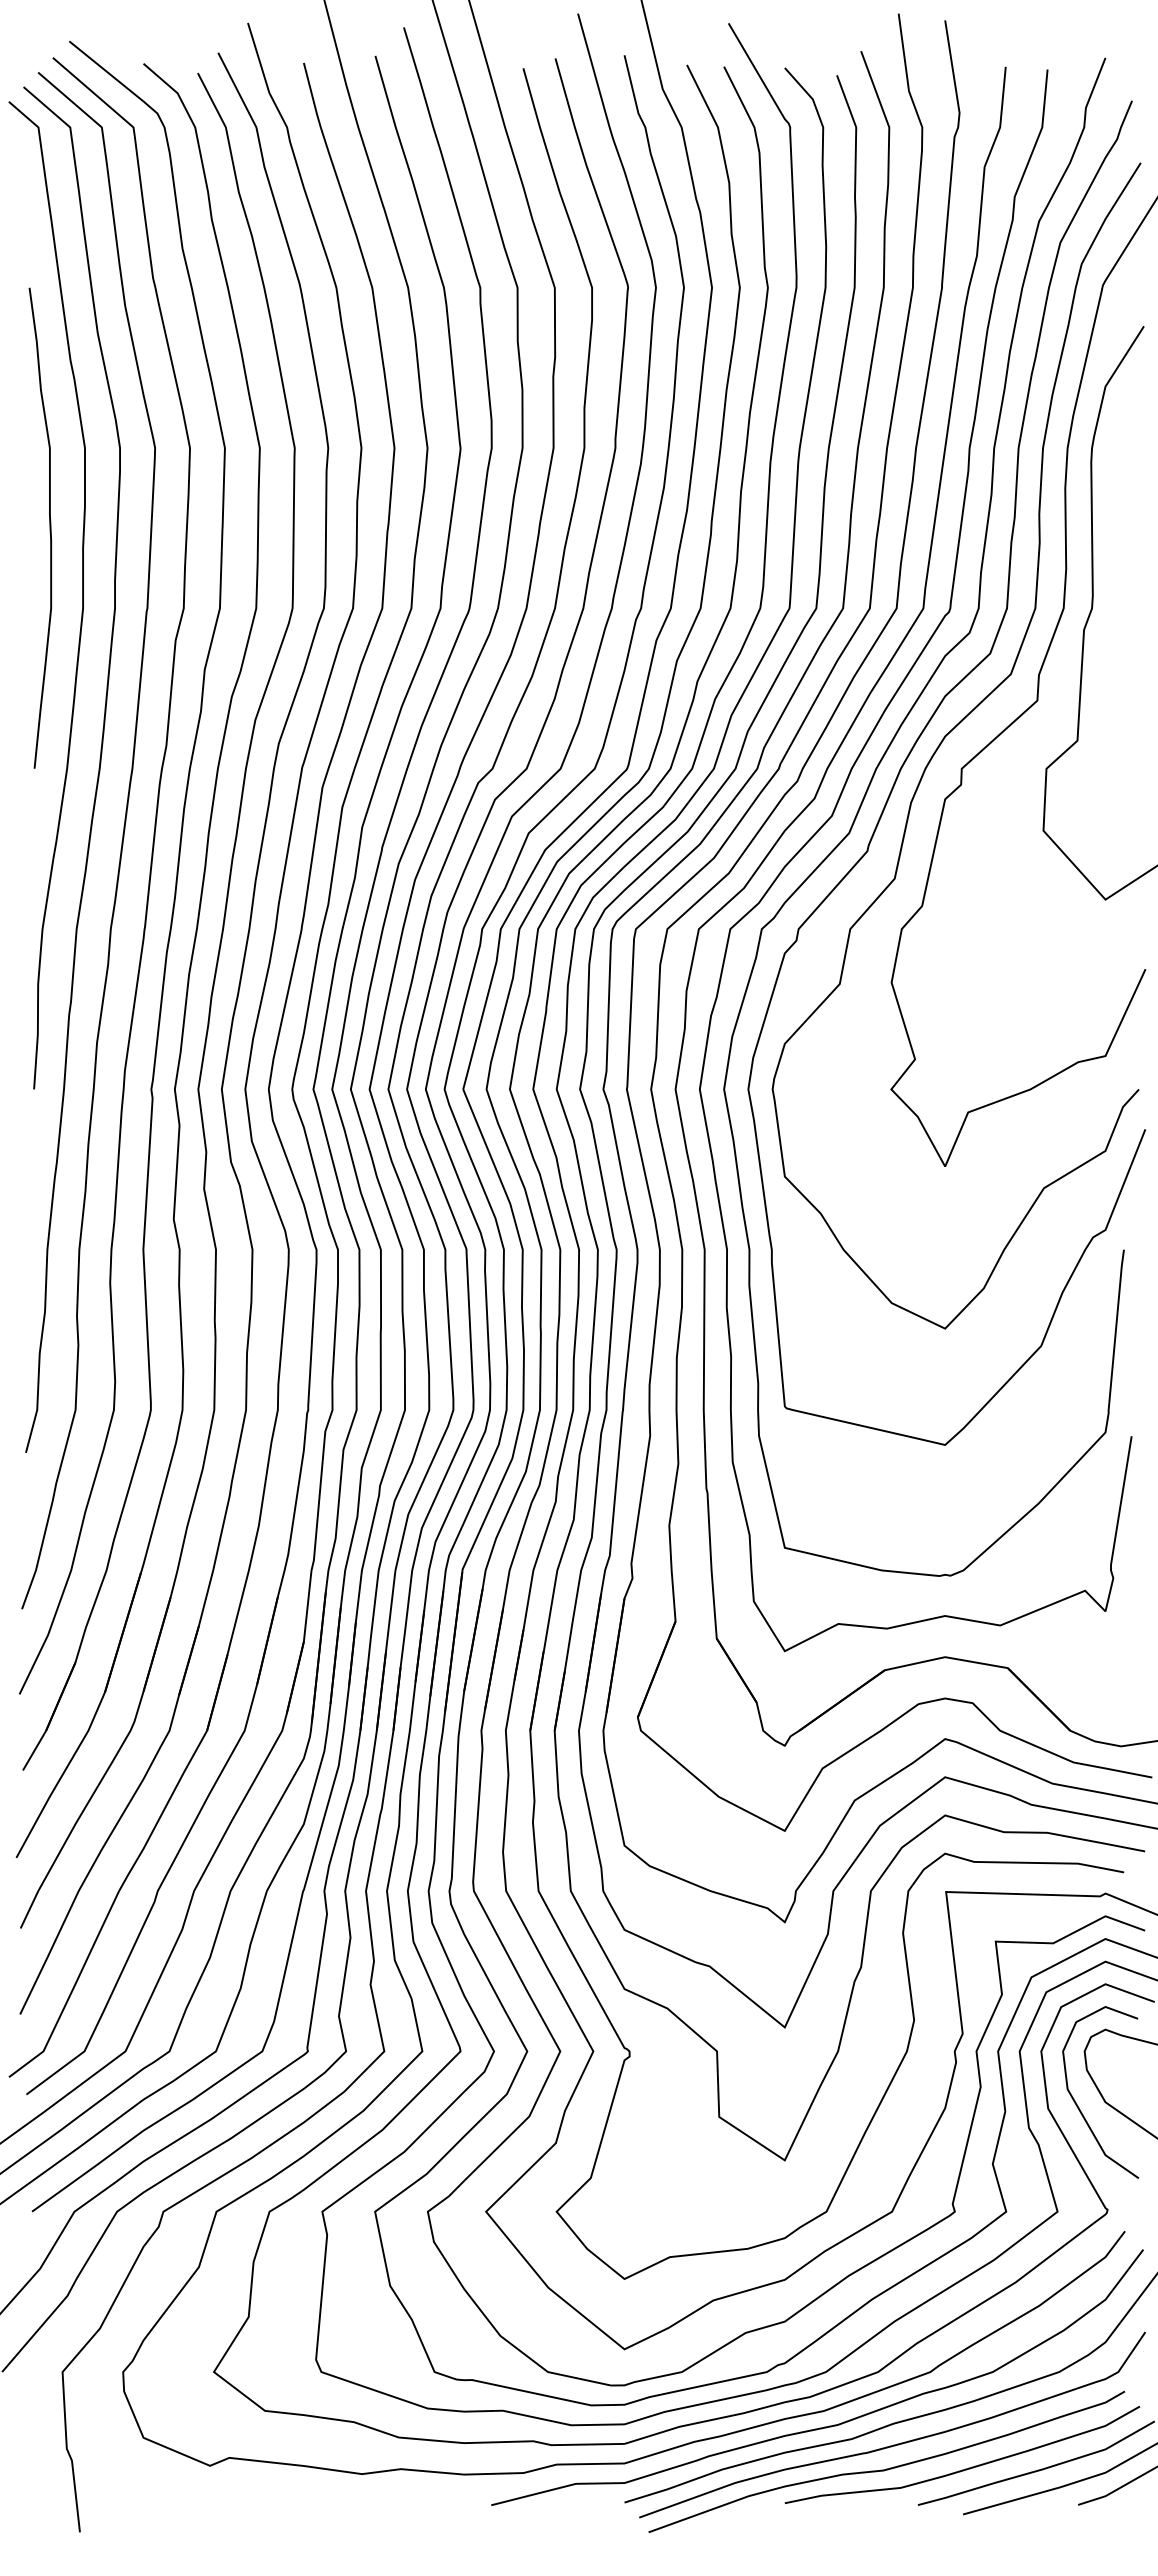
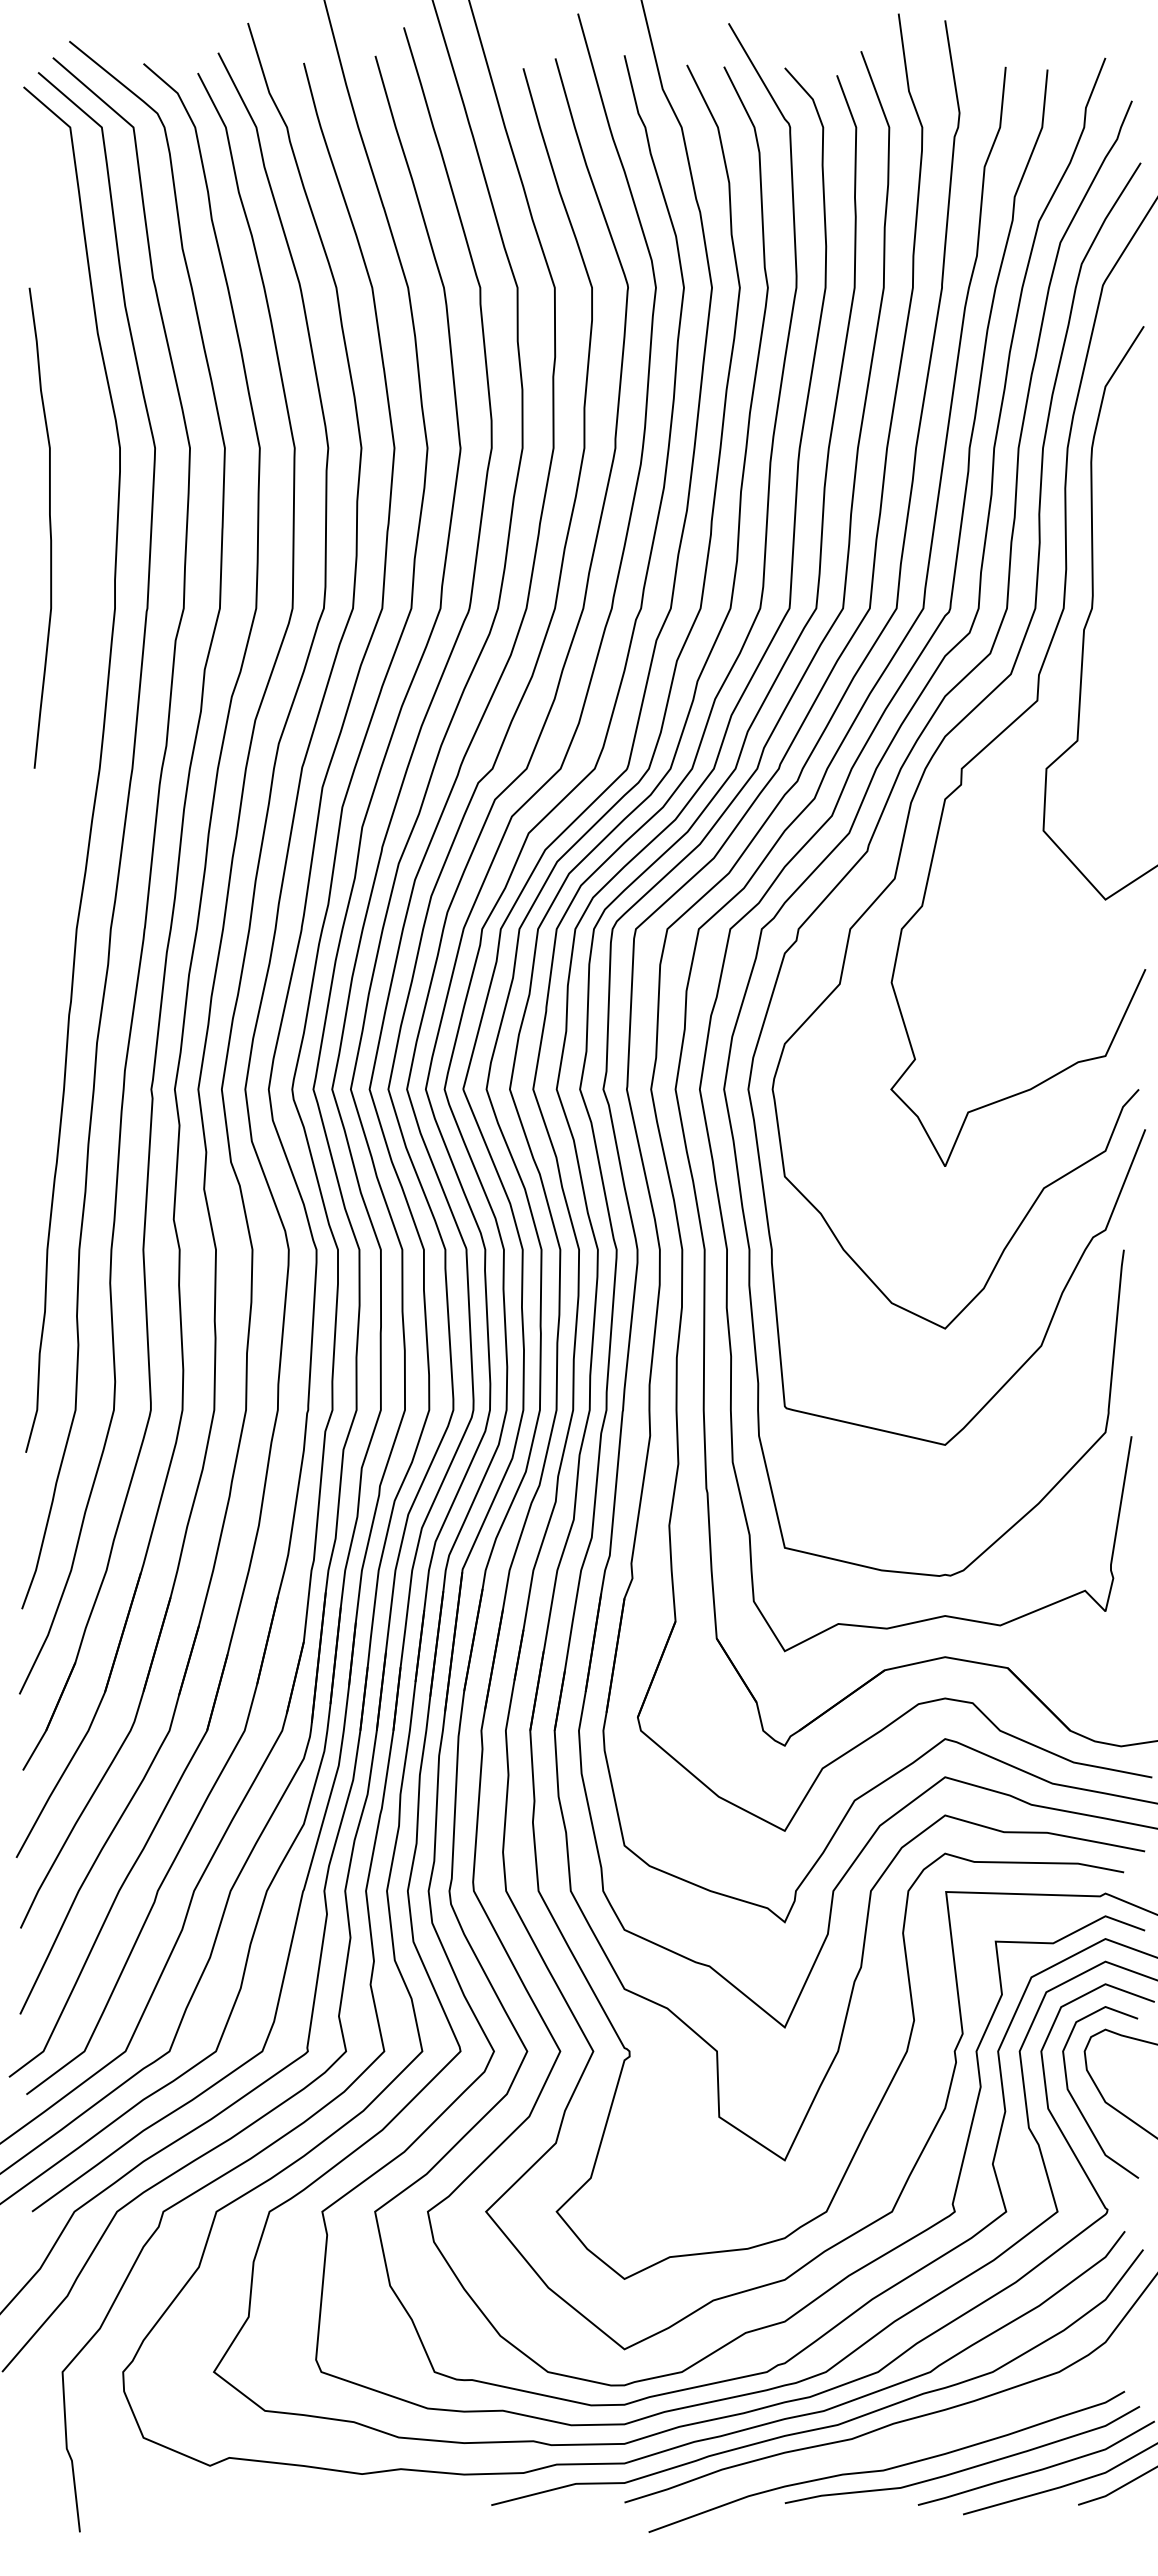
curve: present -> none (82, 595)
curve: present -> none (897, 2443)
